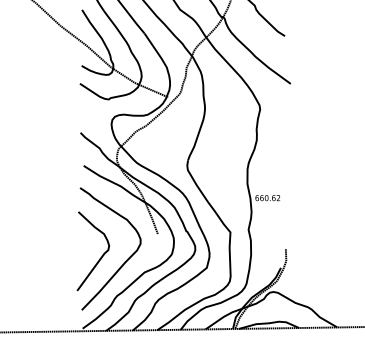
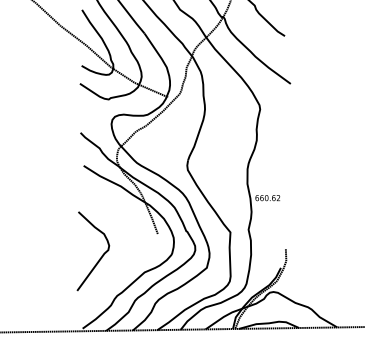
curve: present -> none (124, 261)
